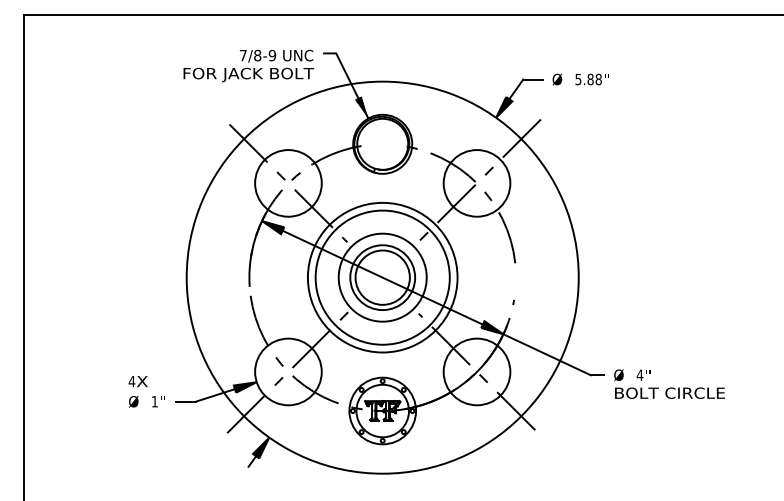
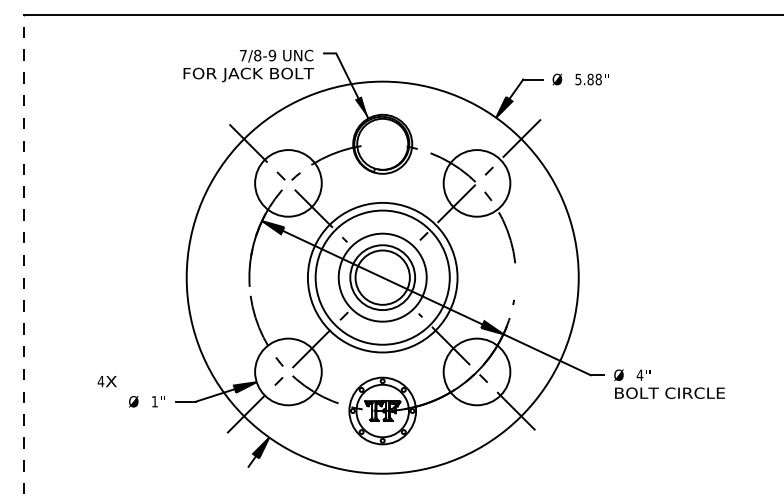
line: solid -> dashed (23, 257)
text position: (137, 381) -> (106, 381) (106, 381)
